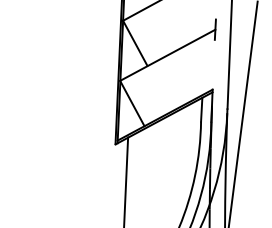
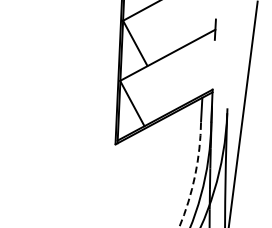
line: present -> none (229, 55)
arc: solid -> dashed (195, 175)
line: present -> none (126, 180)
